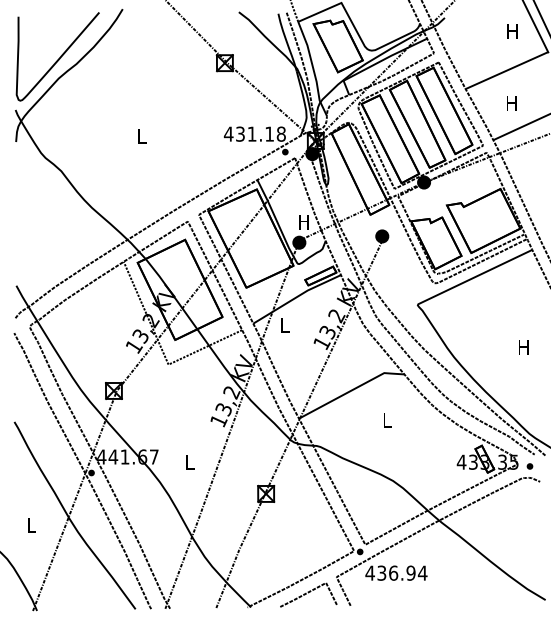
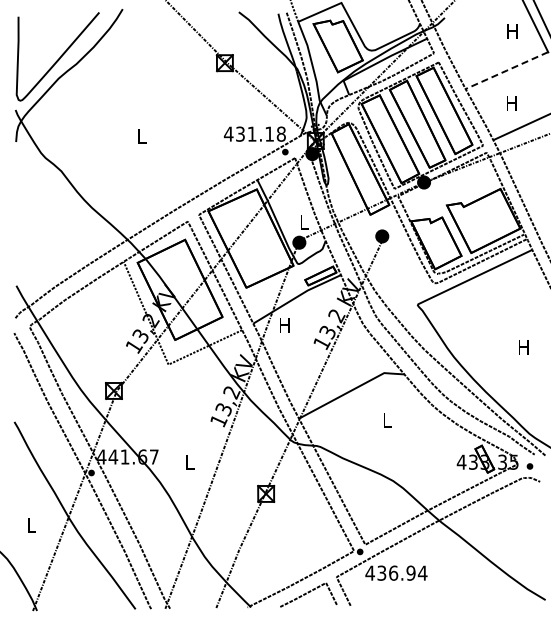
line: solid -> dashed (506, 70)
text: H -> L (303, 222)
text: L -> H (284, 325)
